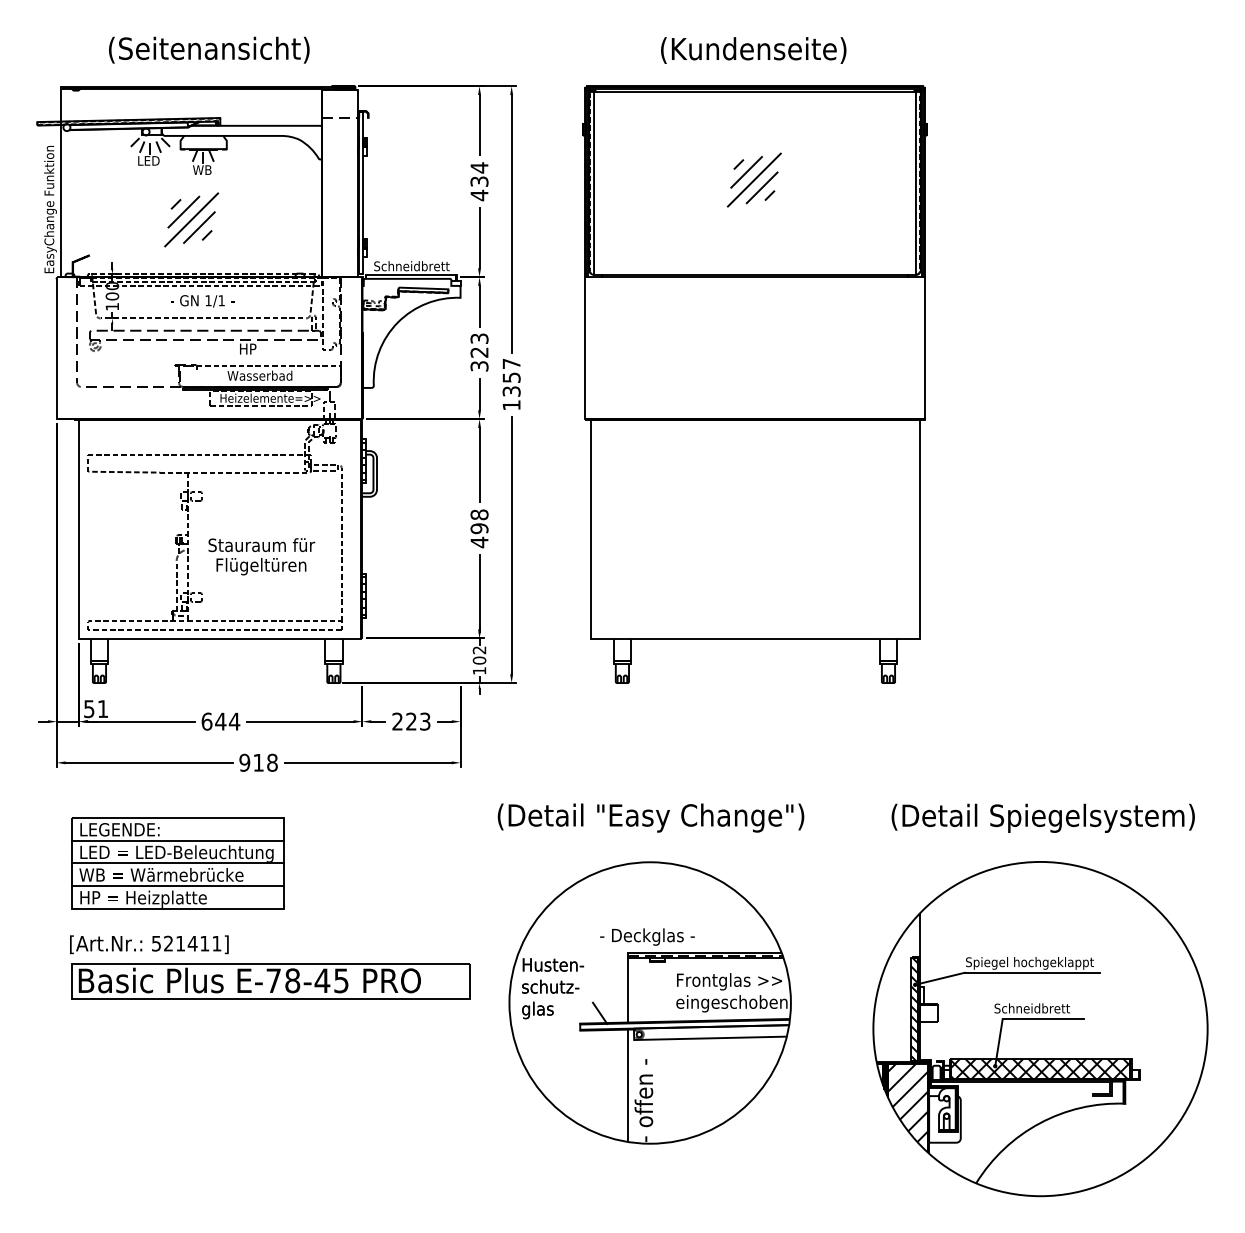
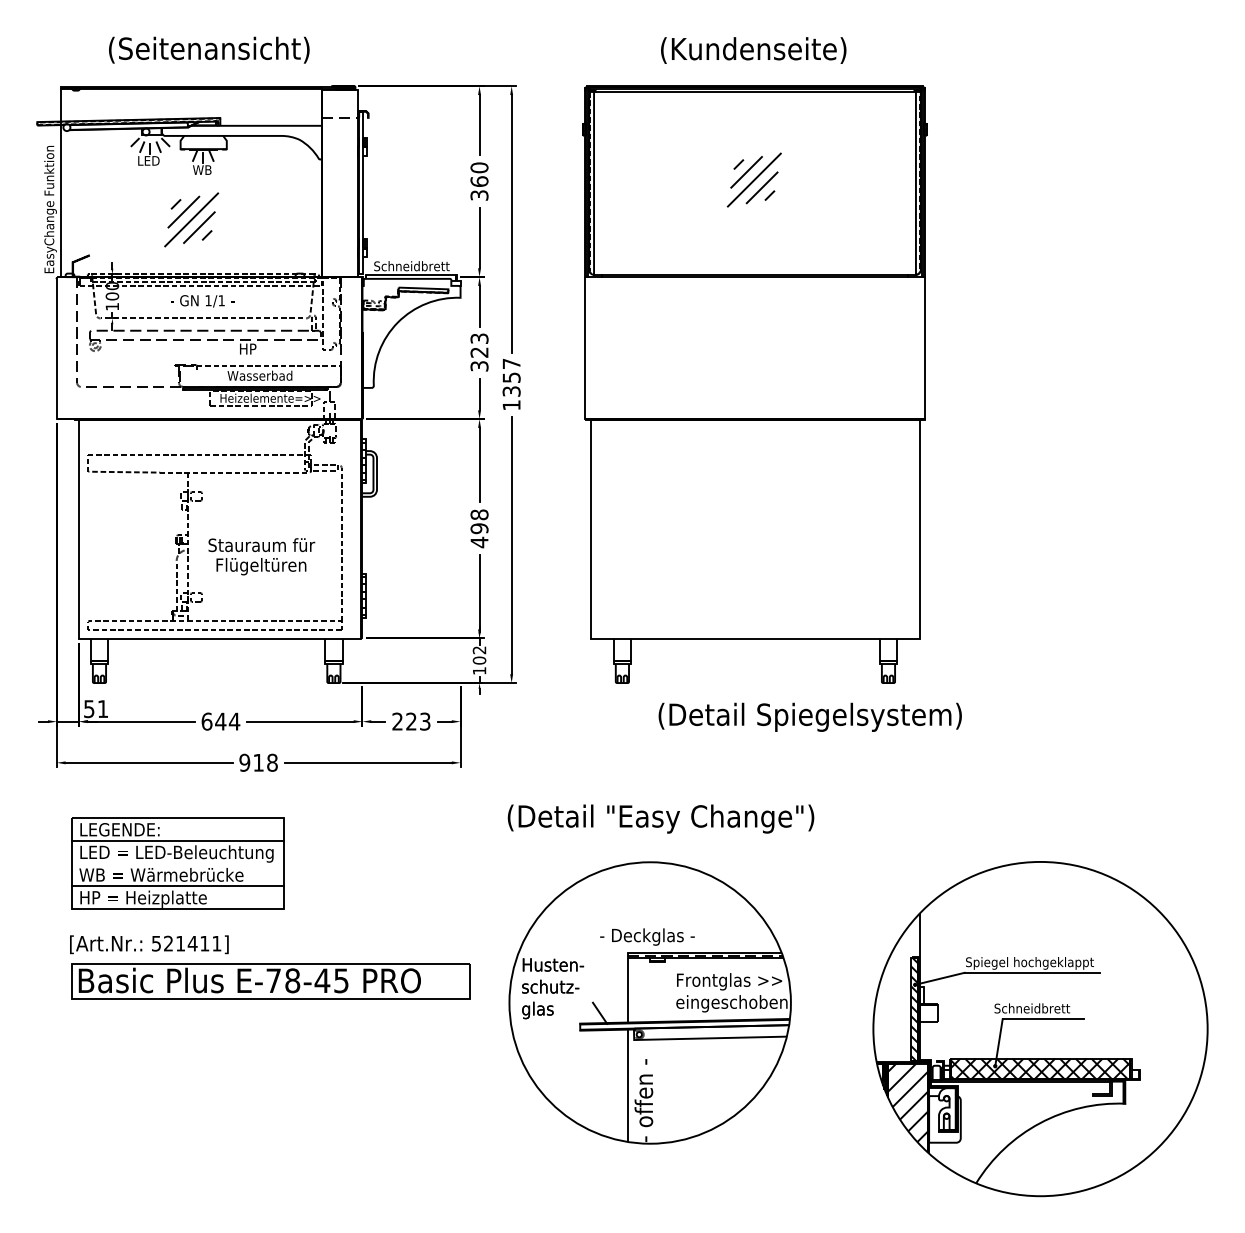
text: 434 -> 360 (479, 181)
text position: (650, 817) -> (660, 818) (660, 818)
text position: (1042, 817) -> (809, 716) (809, 716)
line: present -> none (177, 863)
